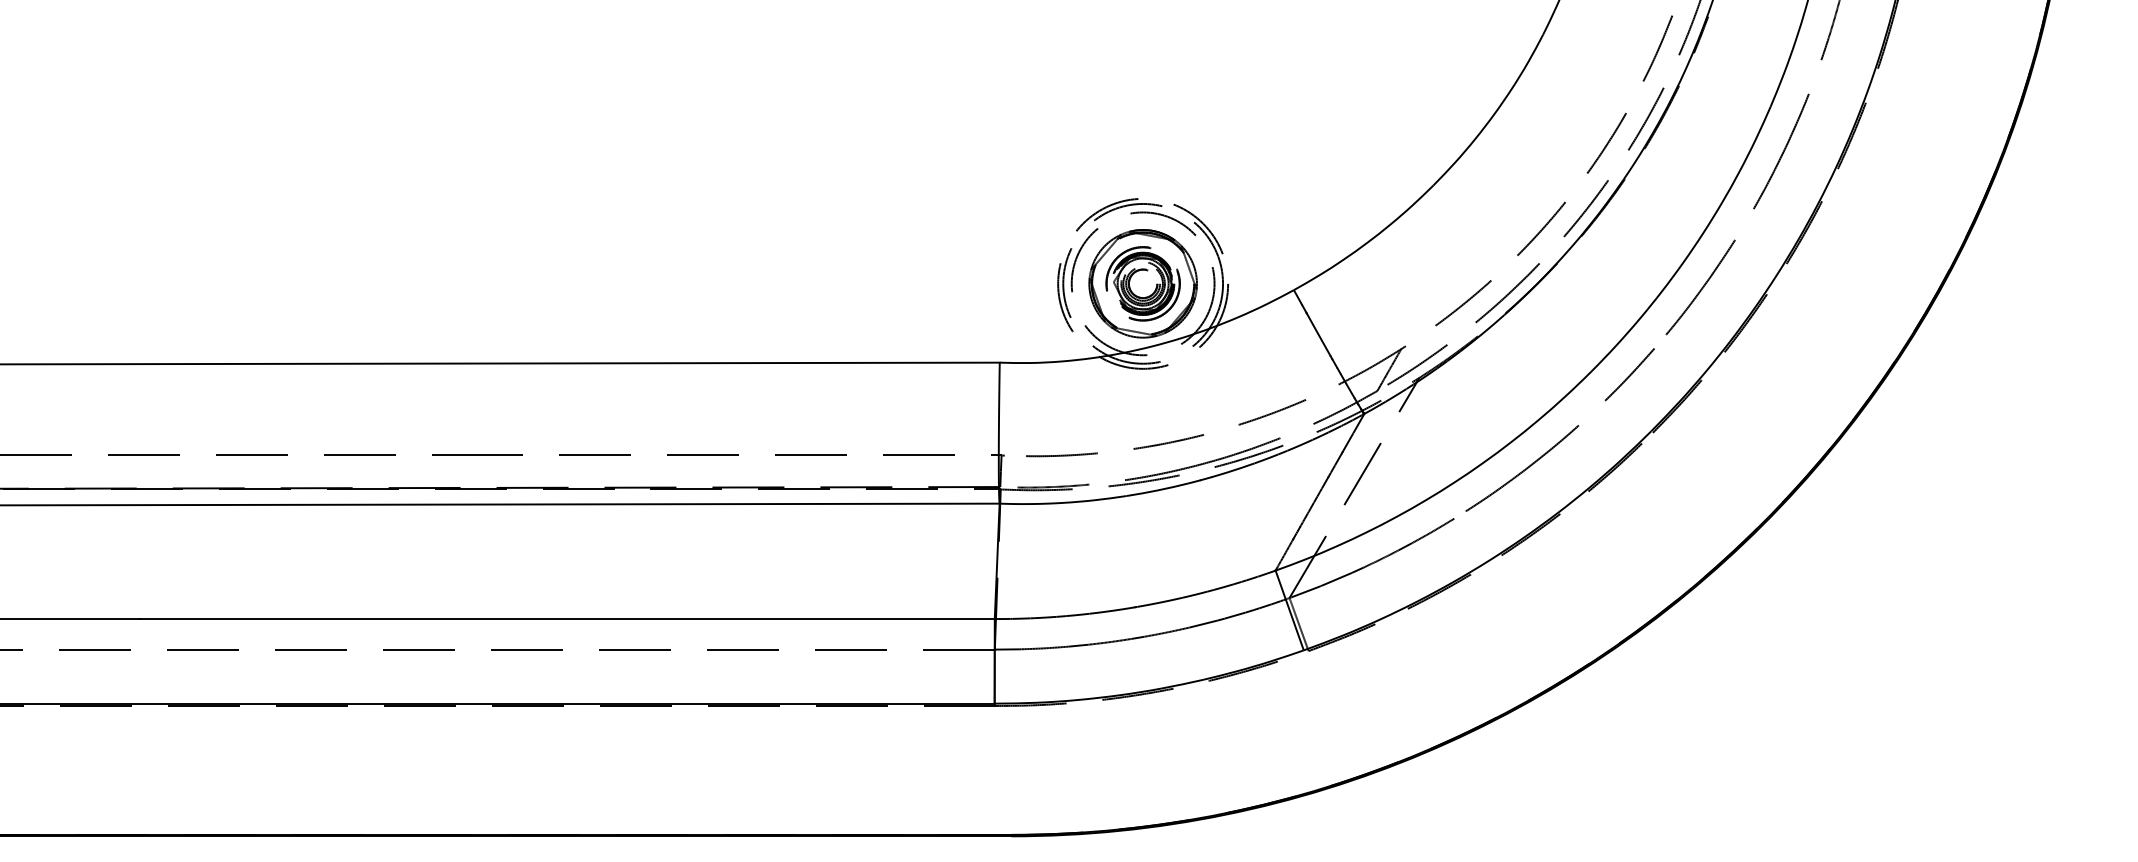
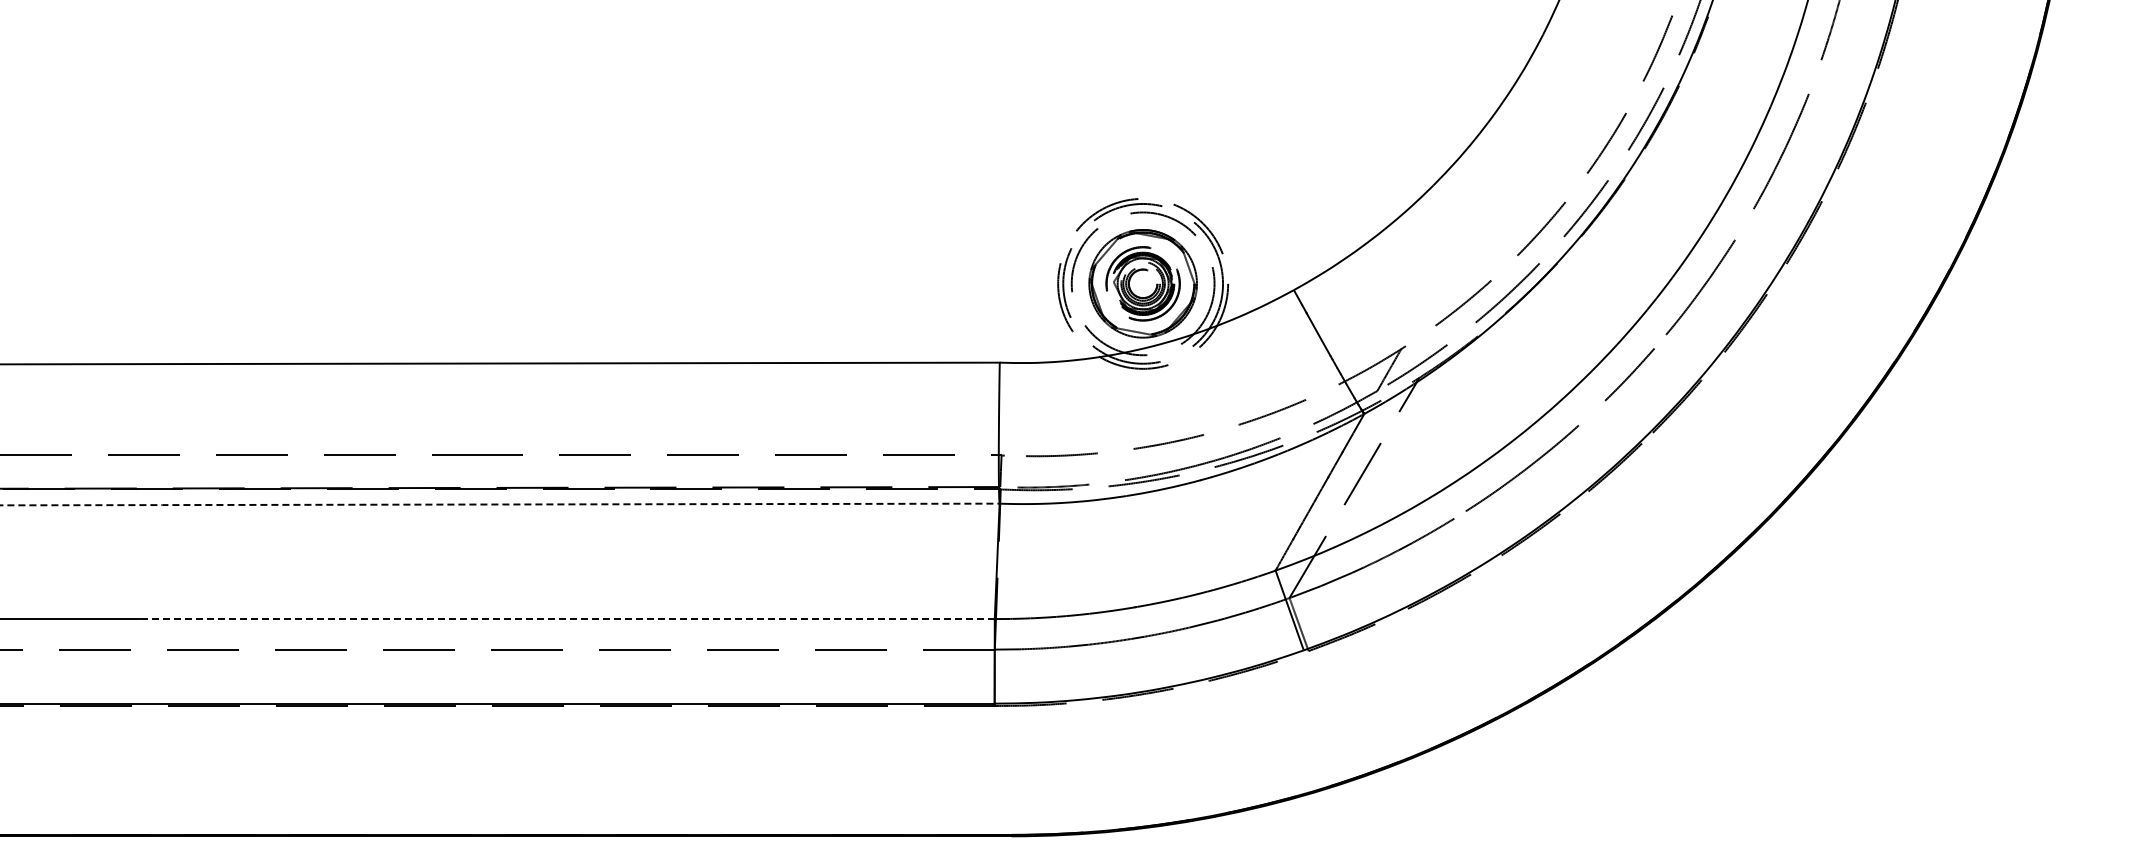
line: solid -> dashed (500, 504)
line: solid -> dashed (566, 619)
